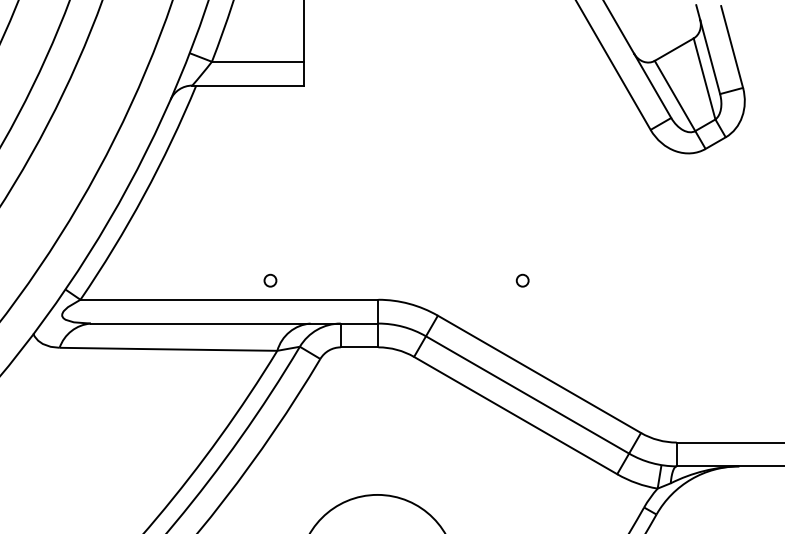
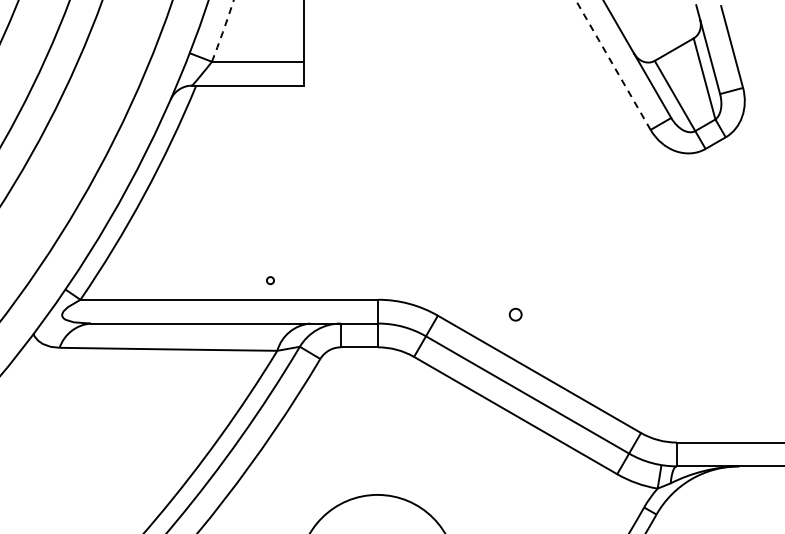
arc: solid -> dashed (223, 30)
line: solid -> dashed (613, 65)
circle size: 15x15 px -> 9x10 px (270, 280)
circle position: (522, 280) -> (515, 314) (515, 314)
